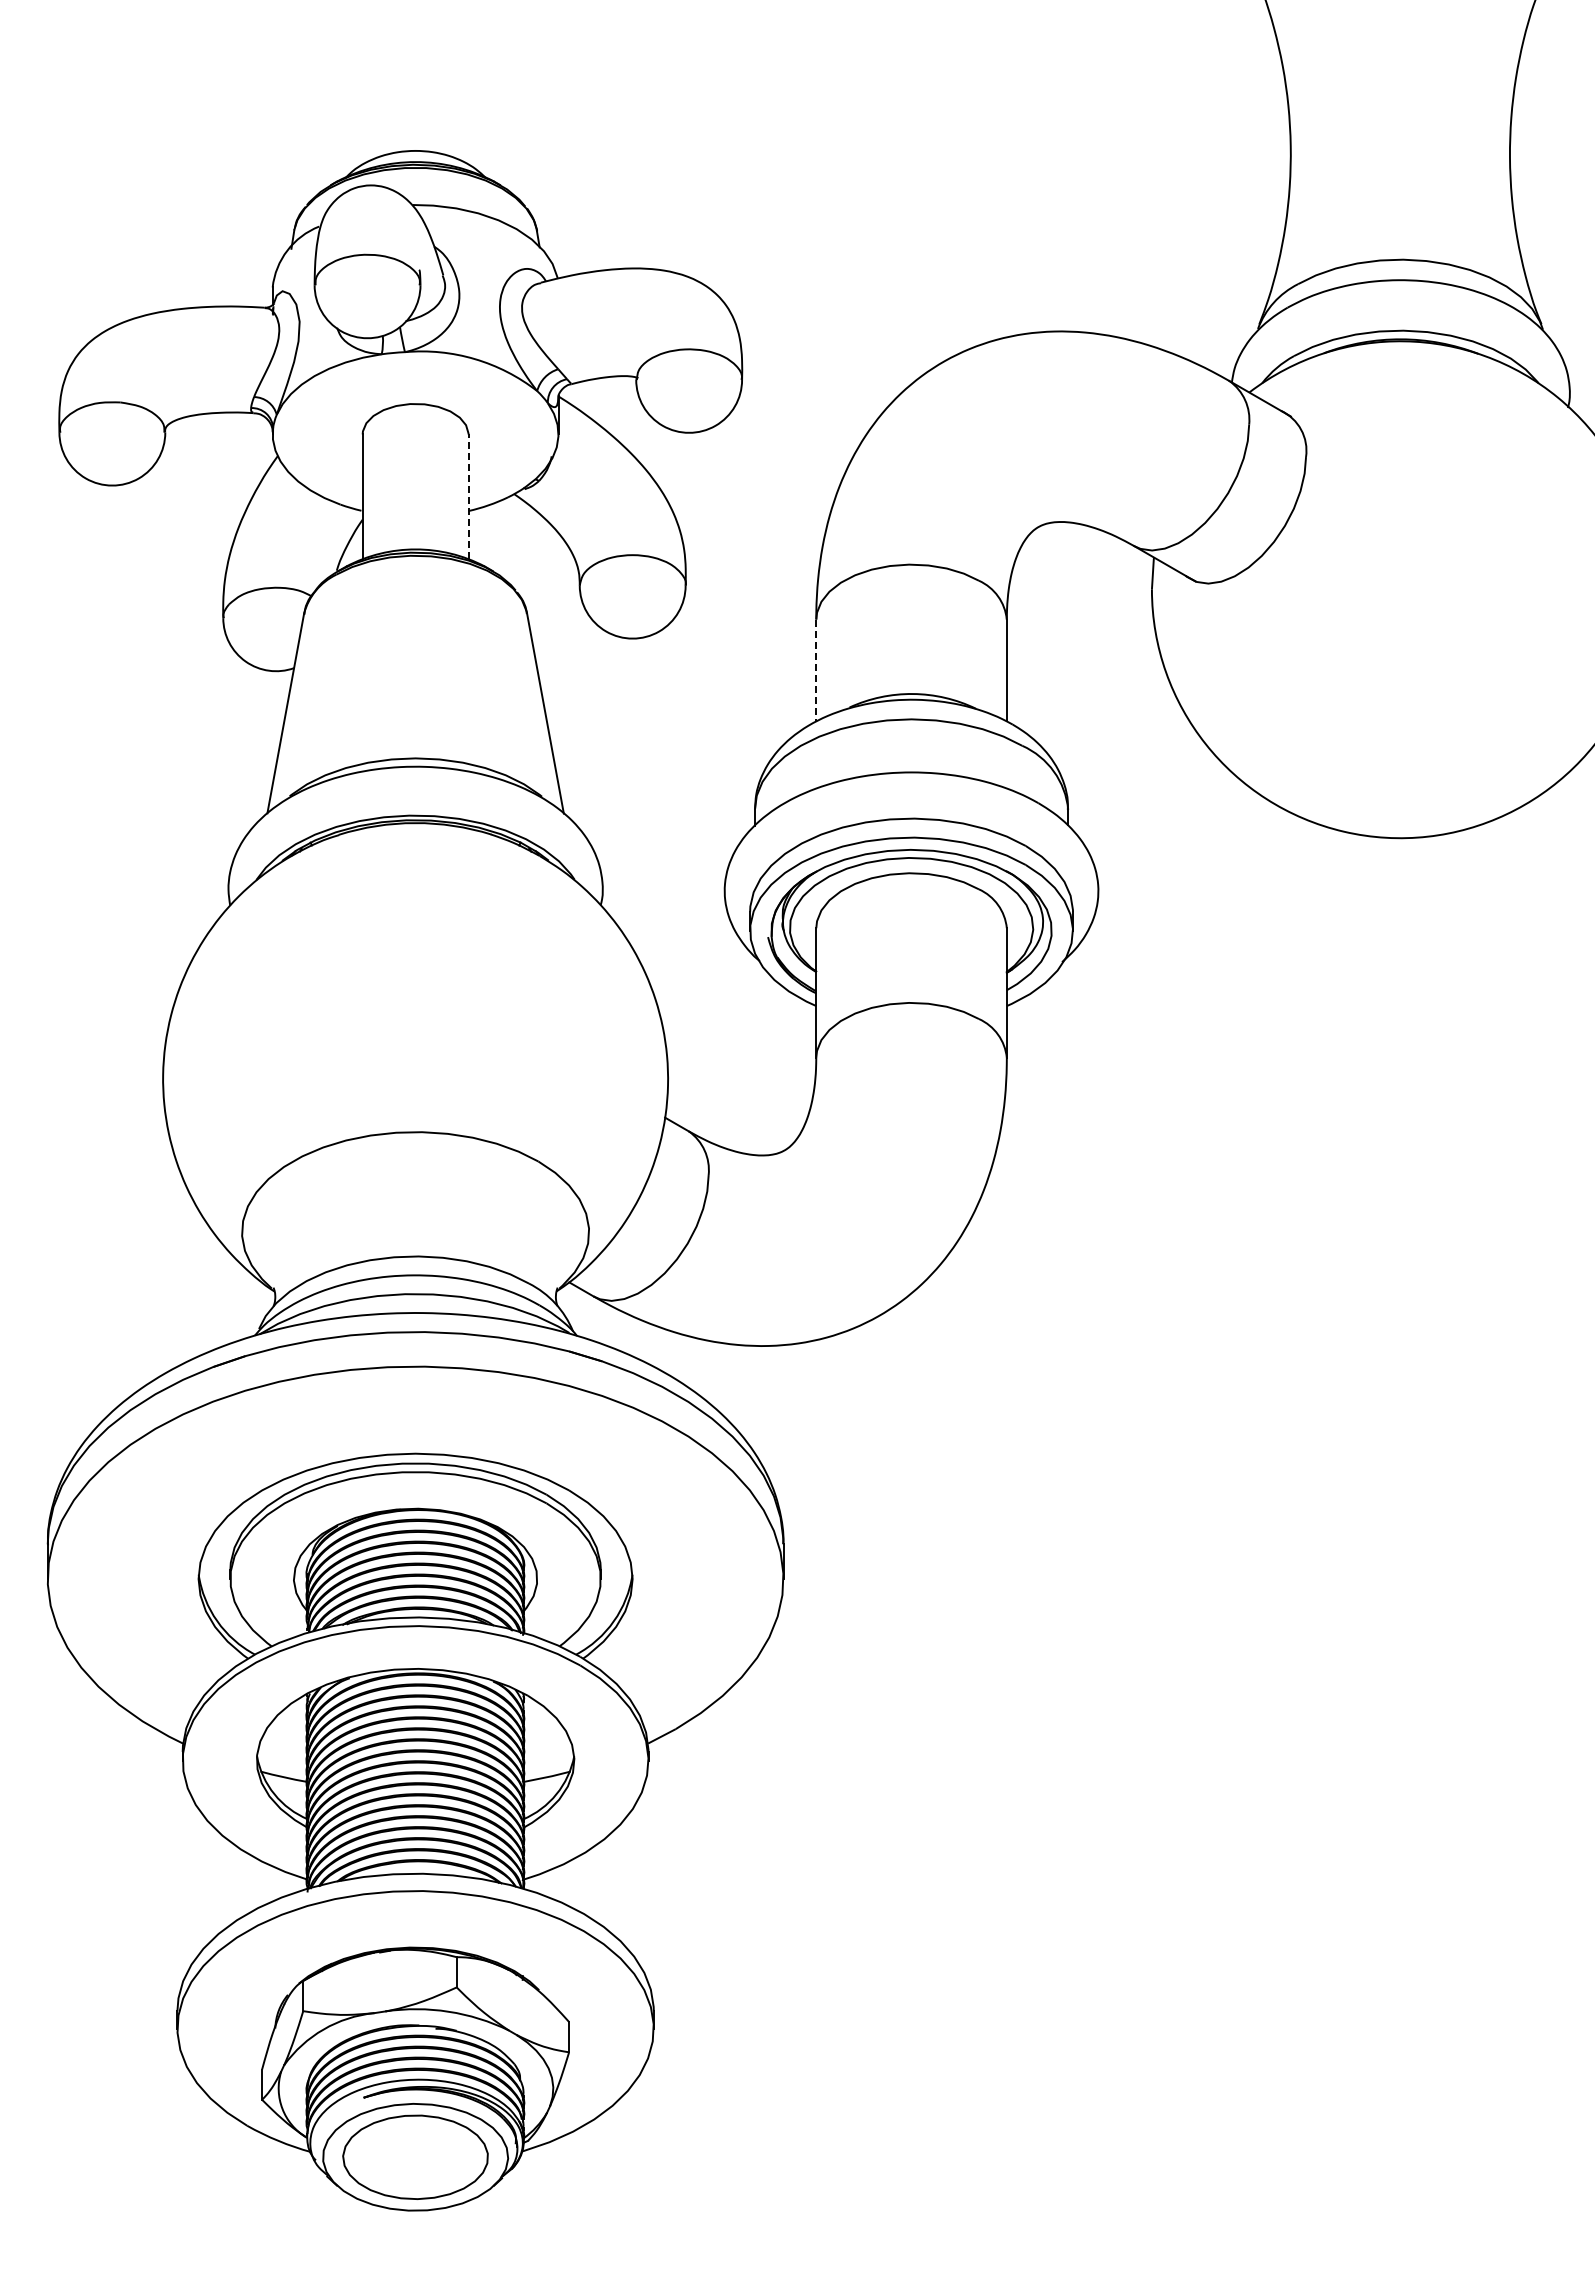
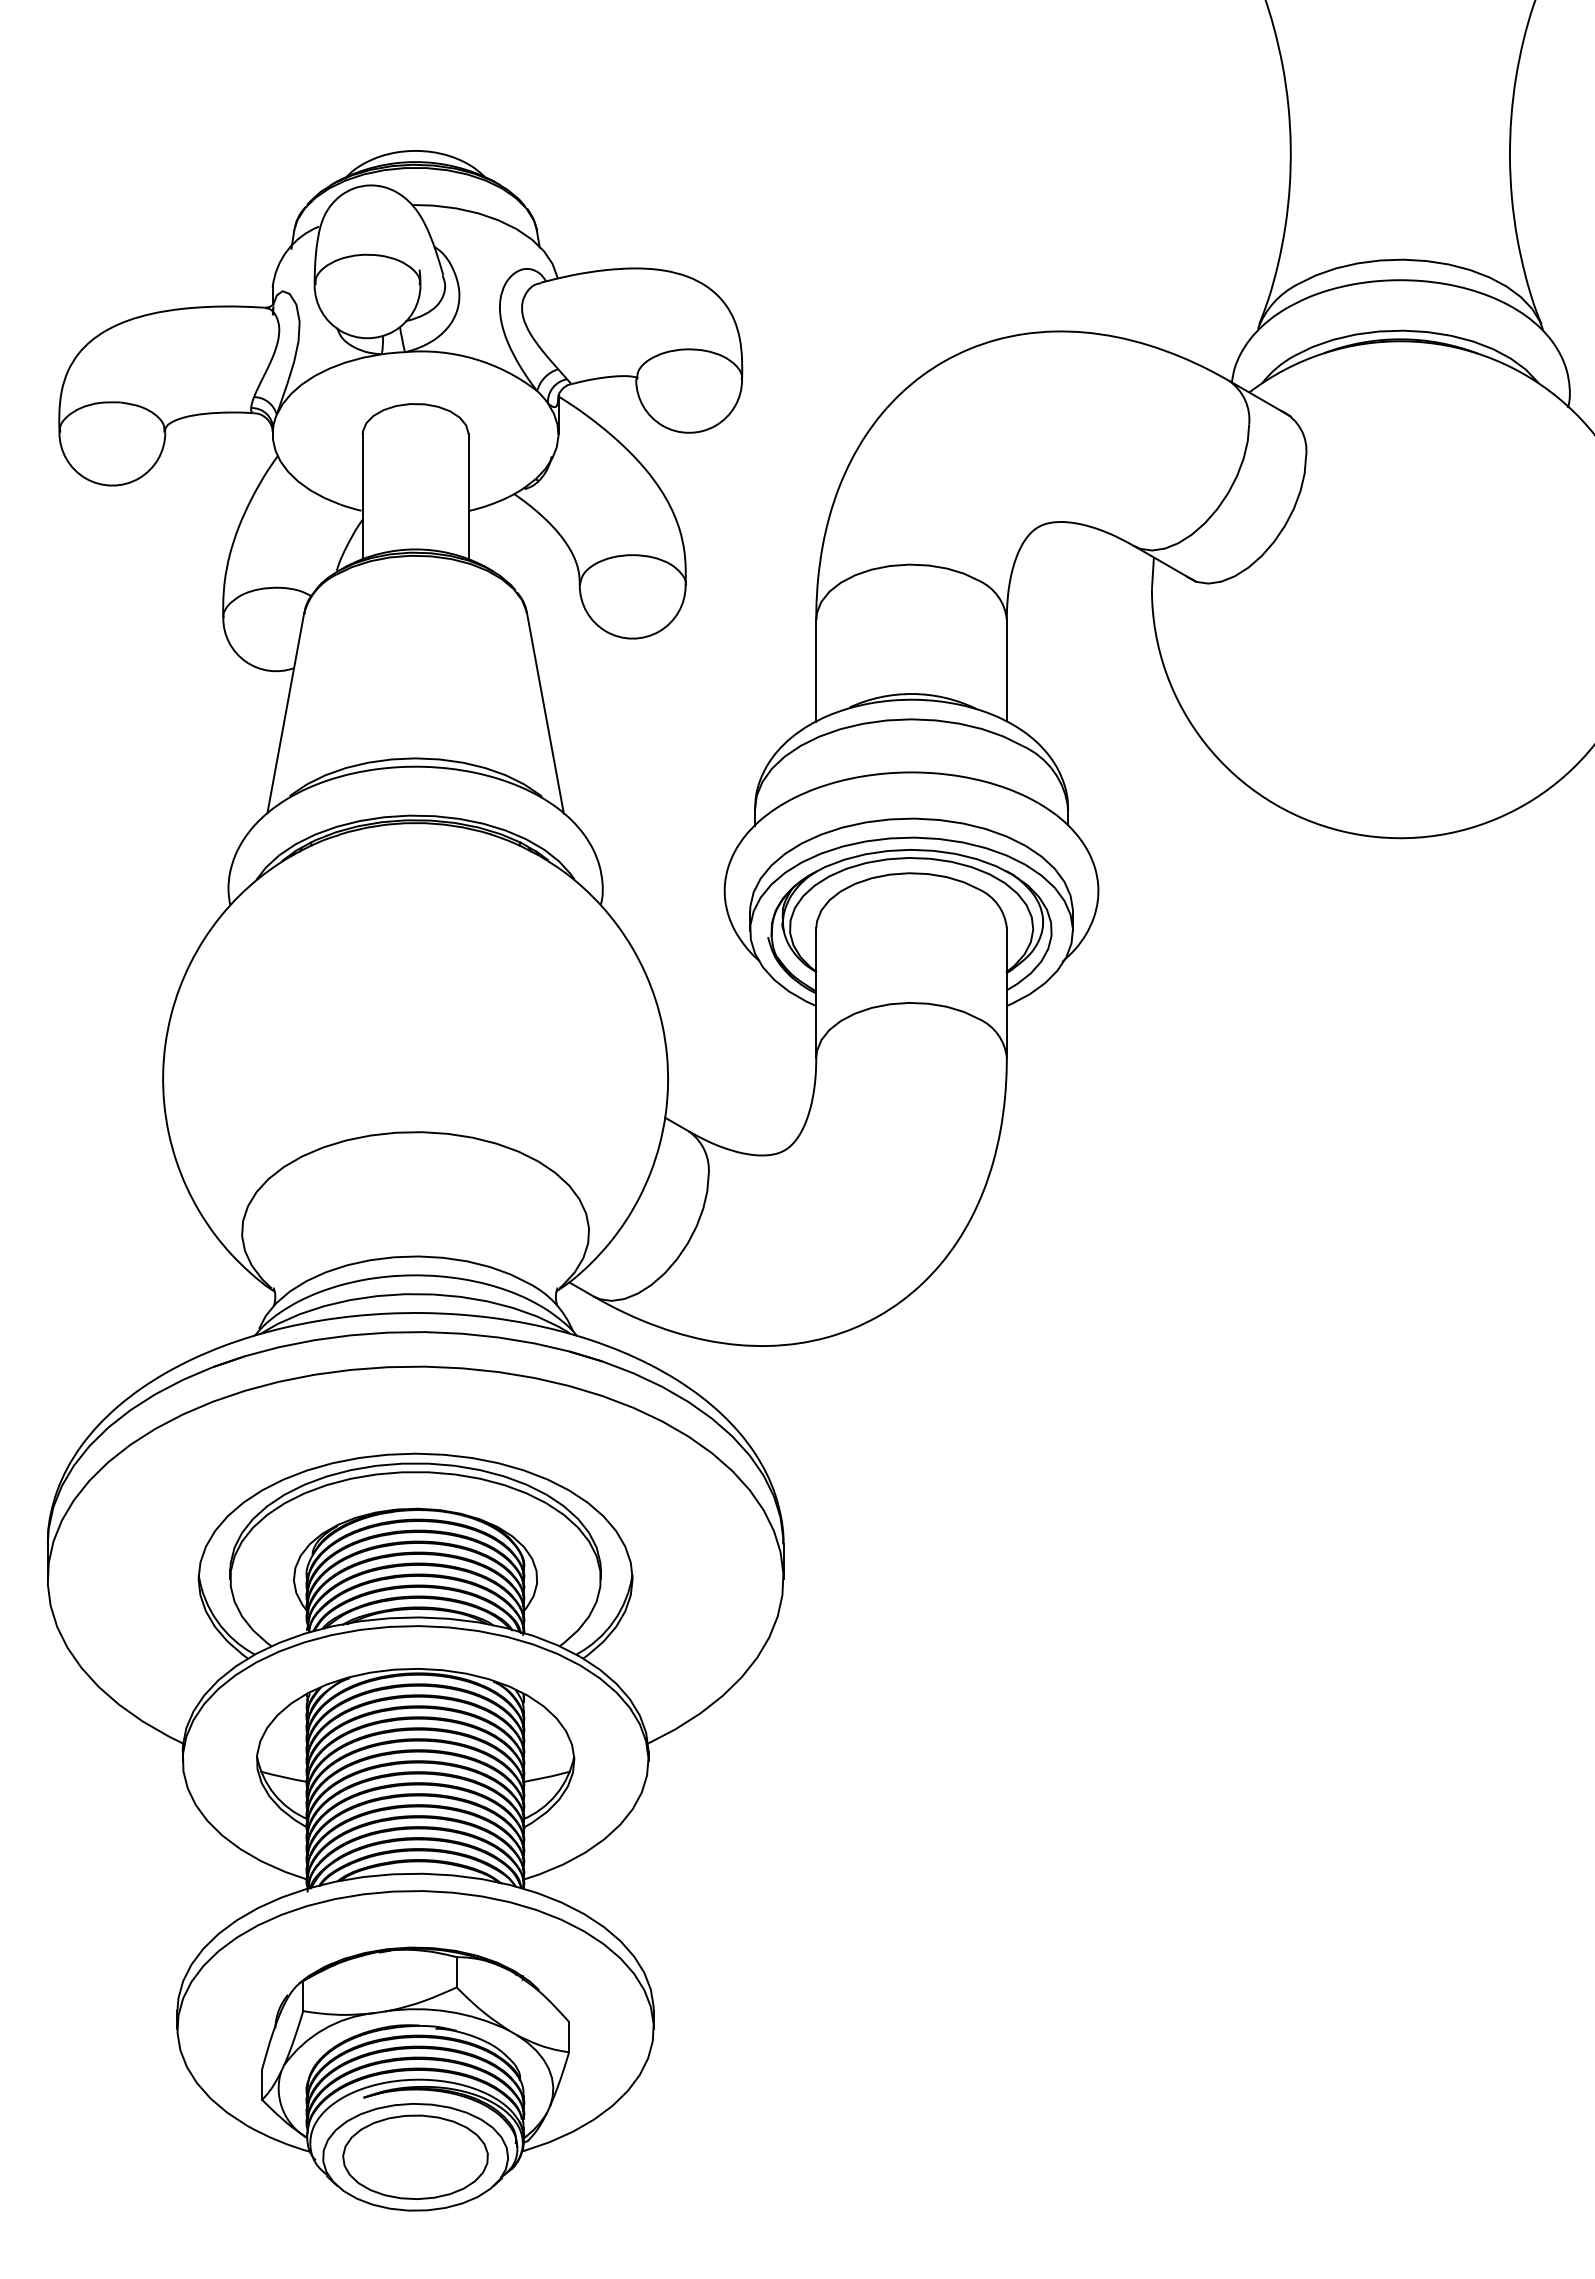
line: dashed -> solid (468, 496)
line: dashed -> solid (816, 671)
